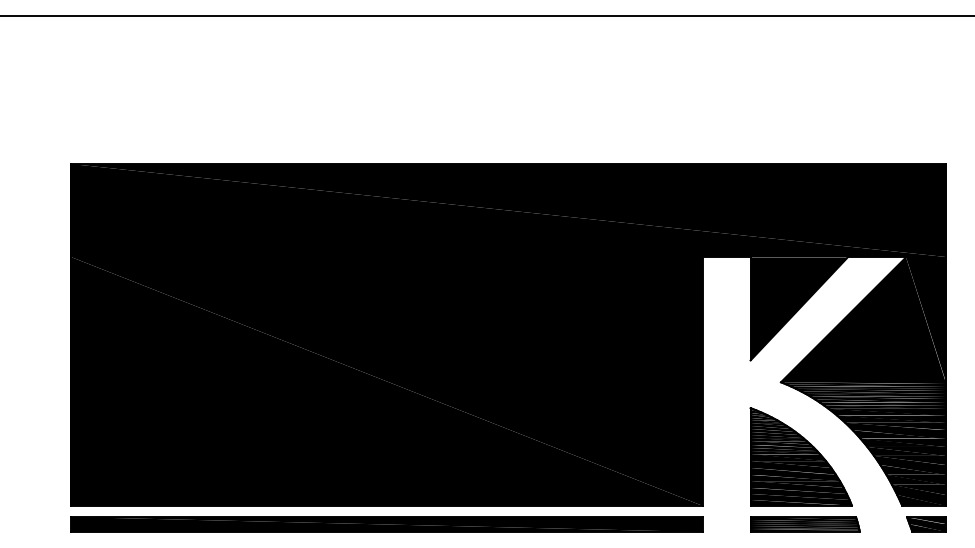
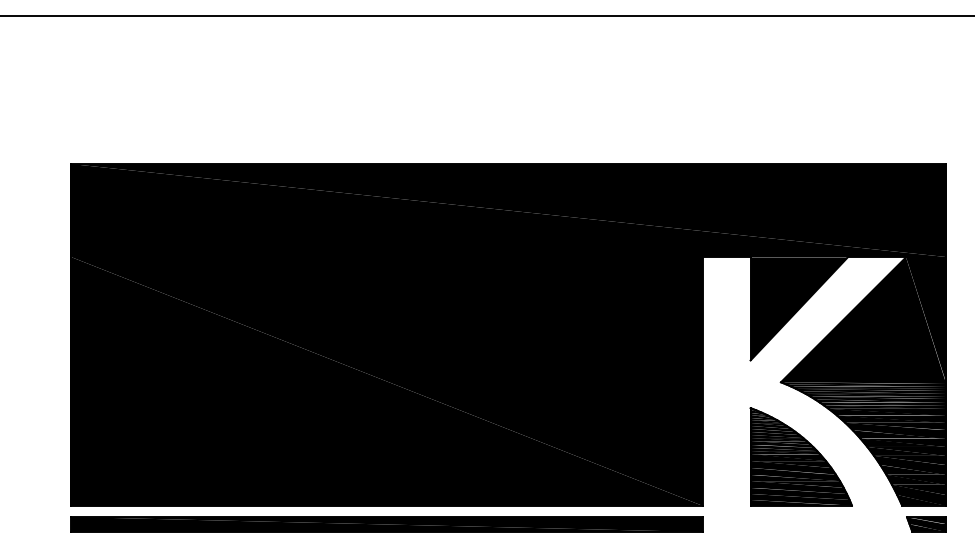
part: present -> none (805, 524)
